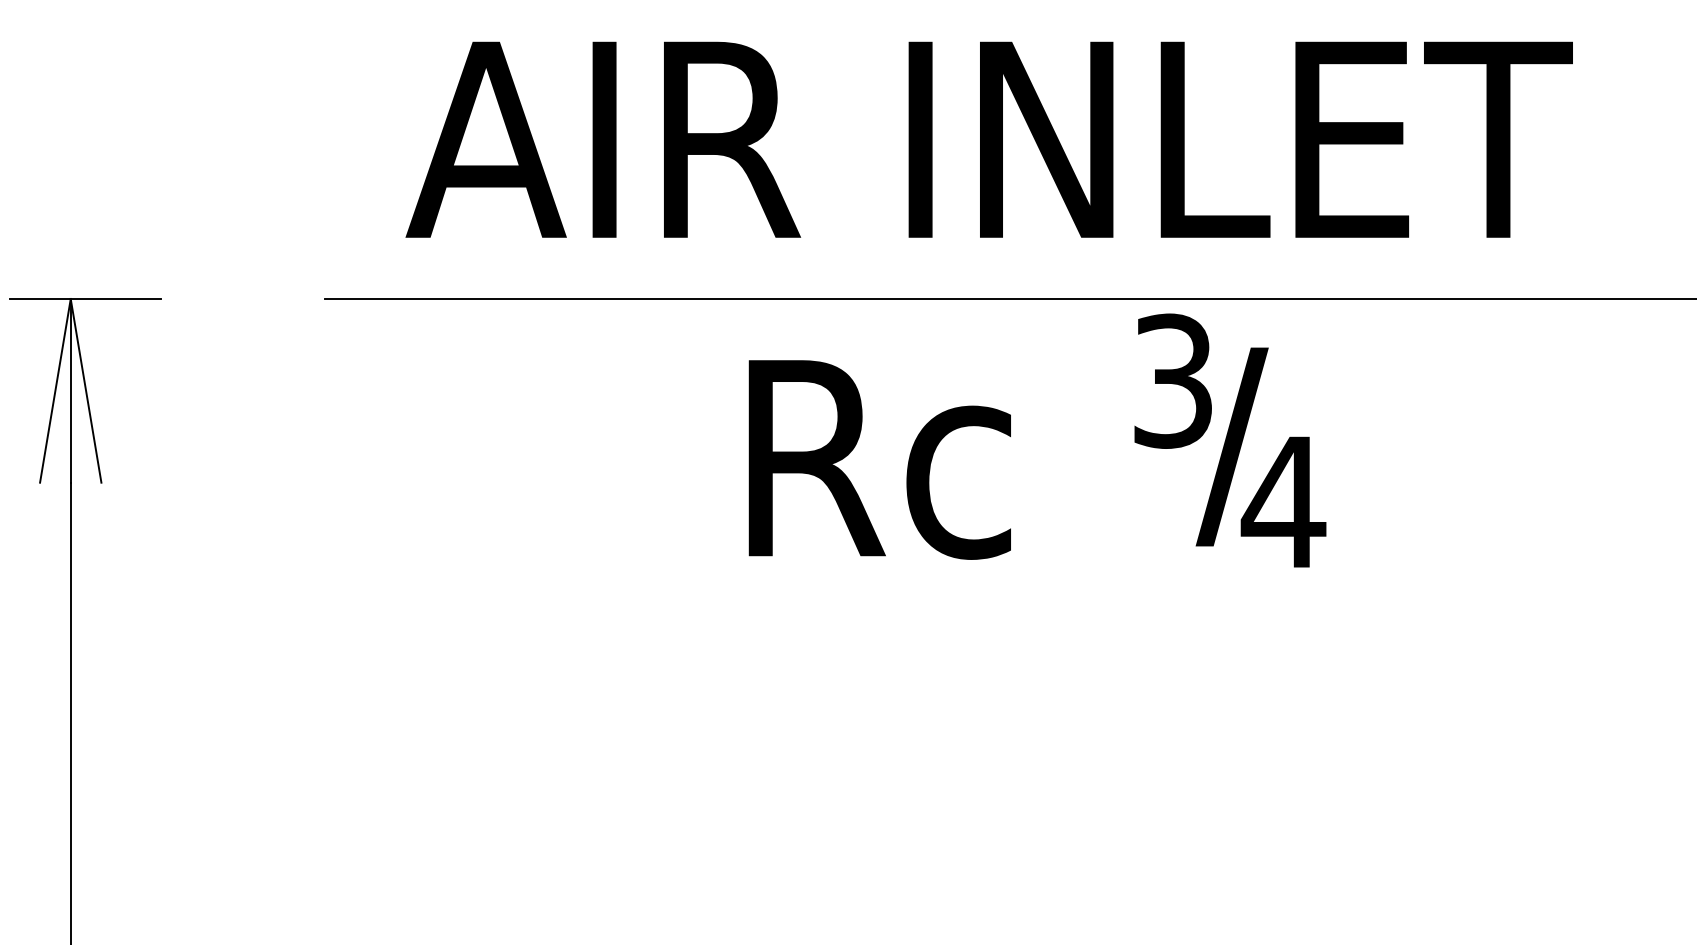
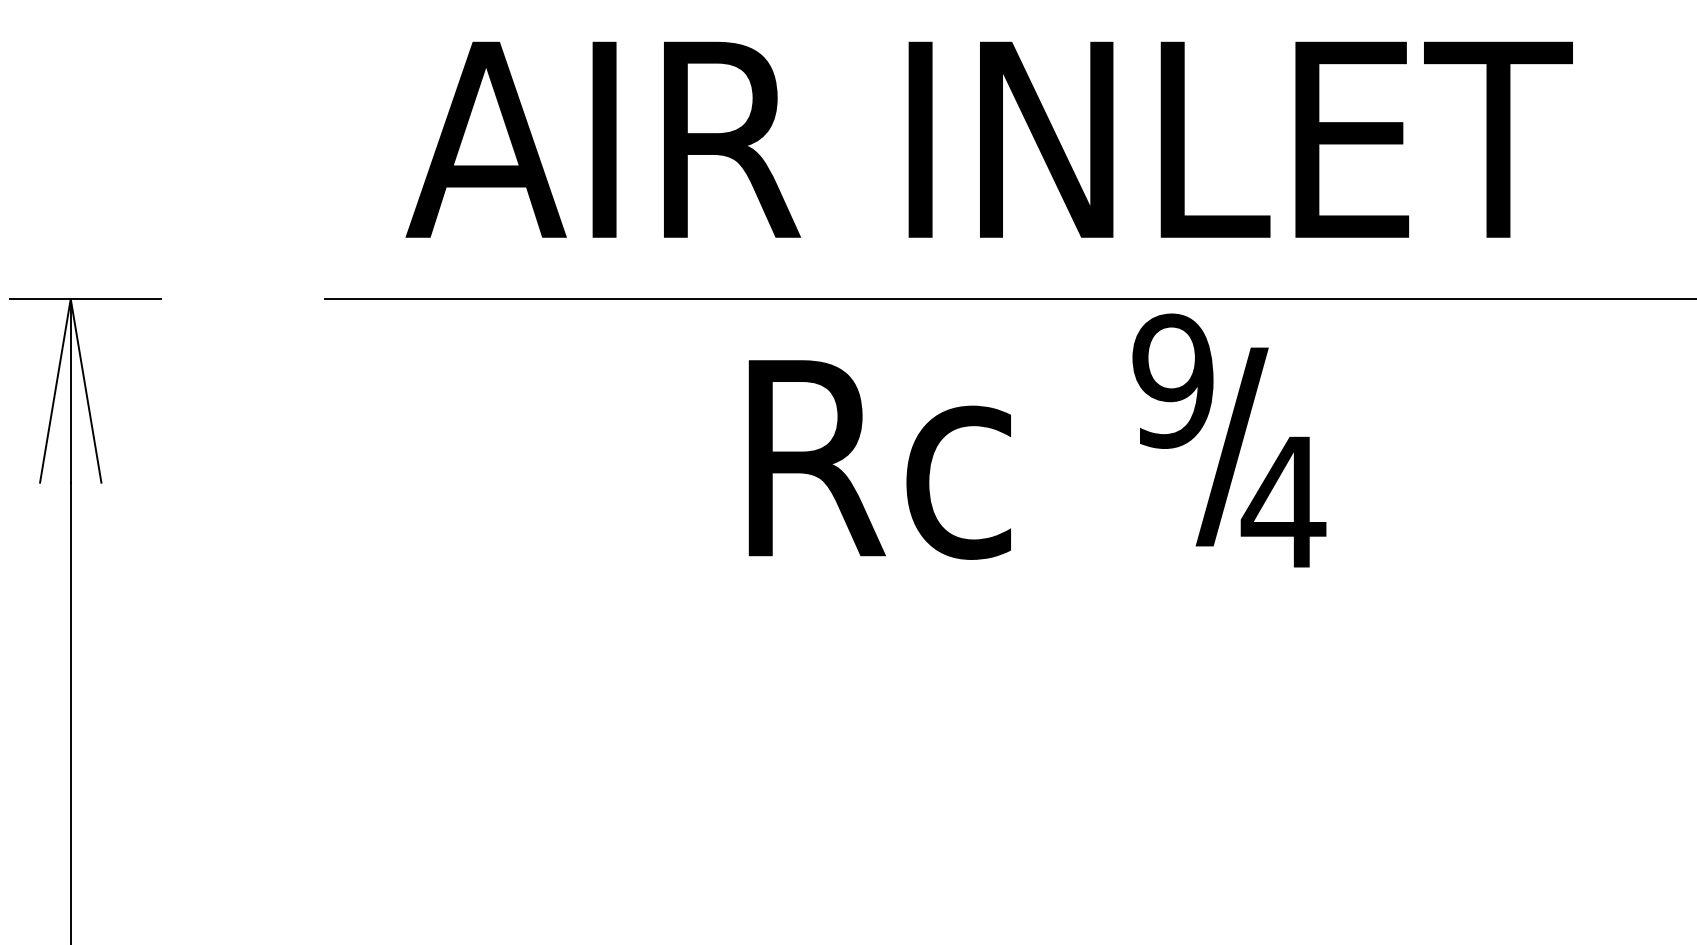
text: 3 -> 9 (1172, 380)
